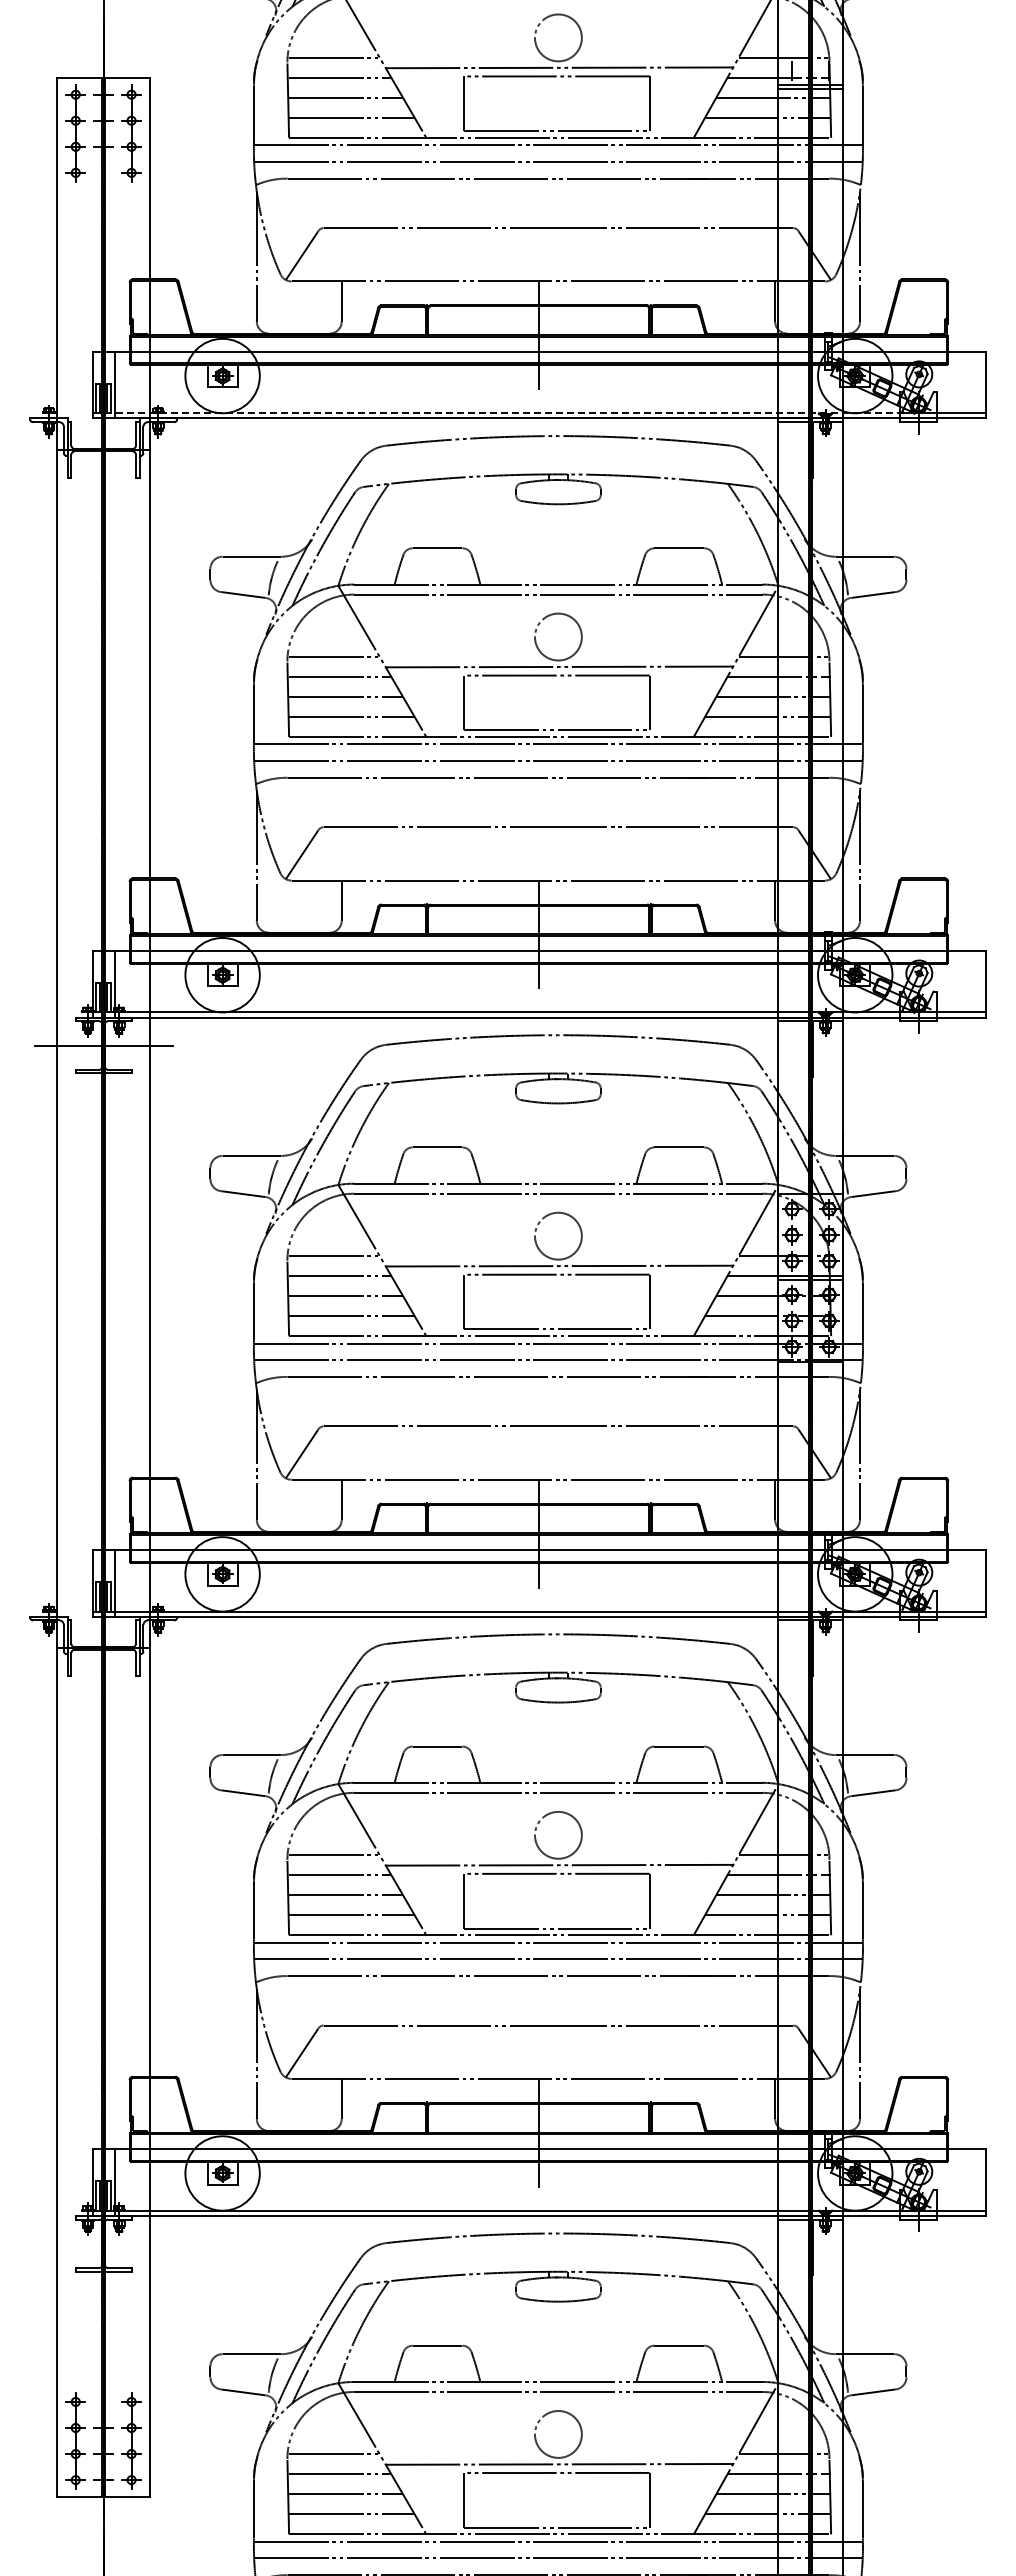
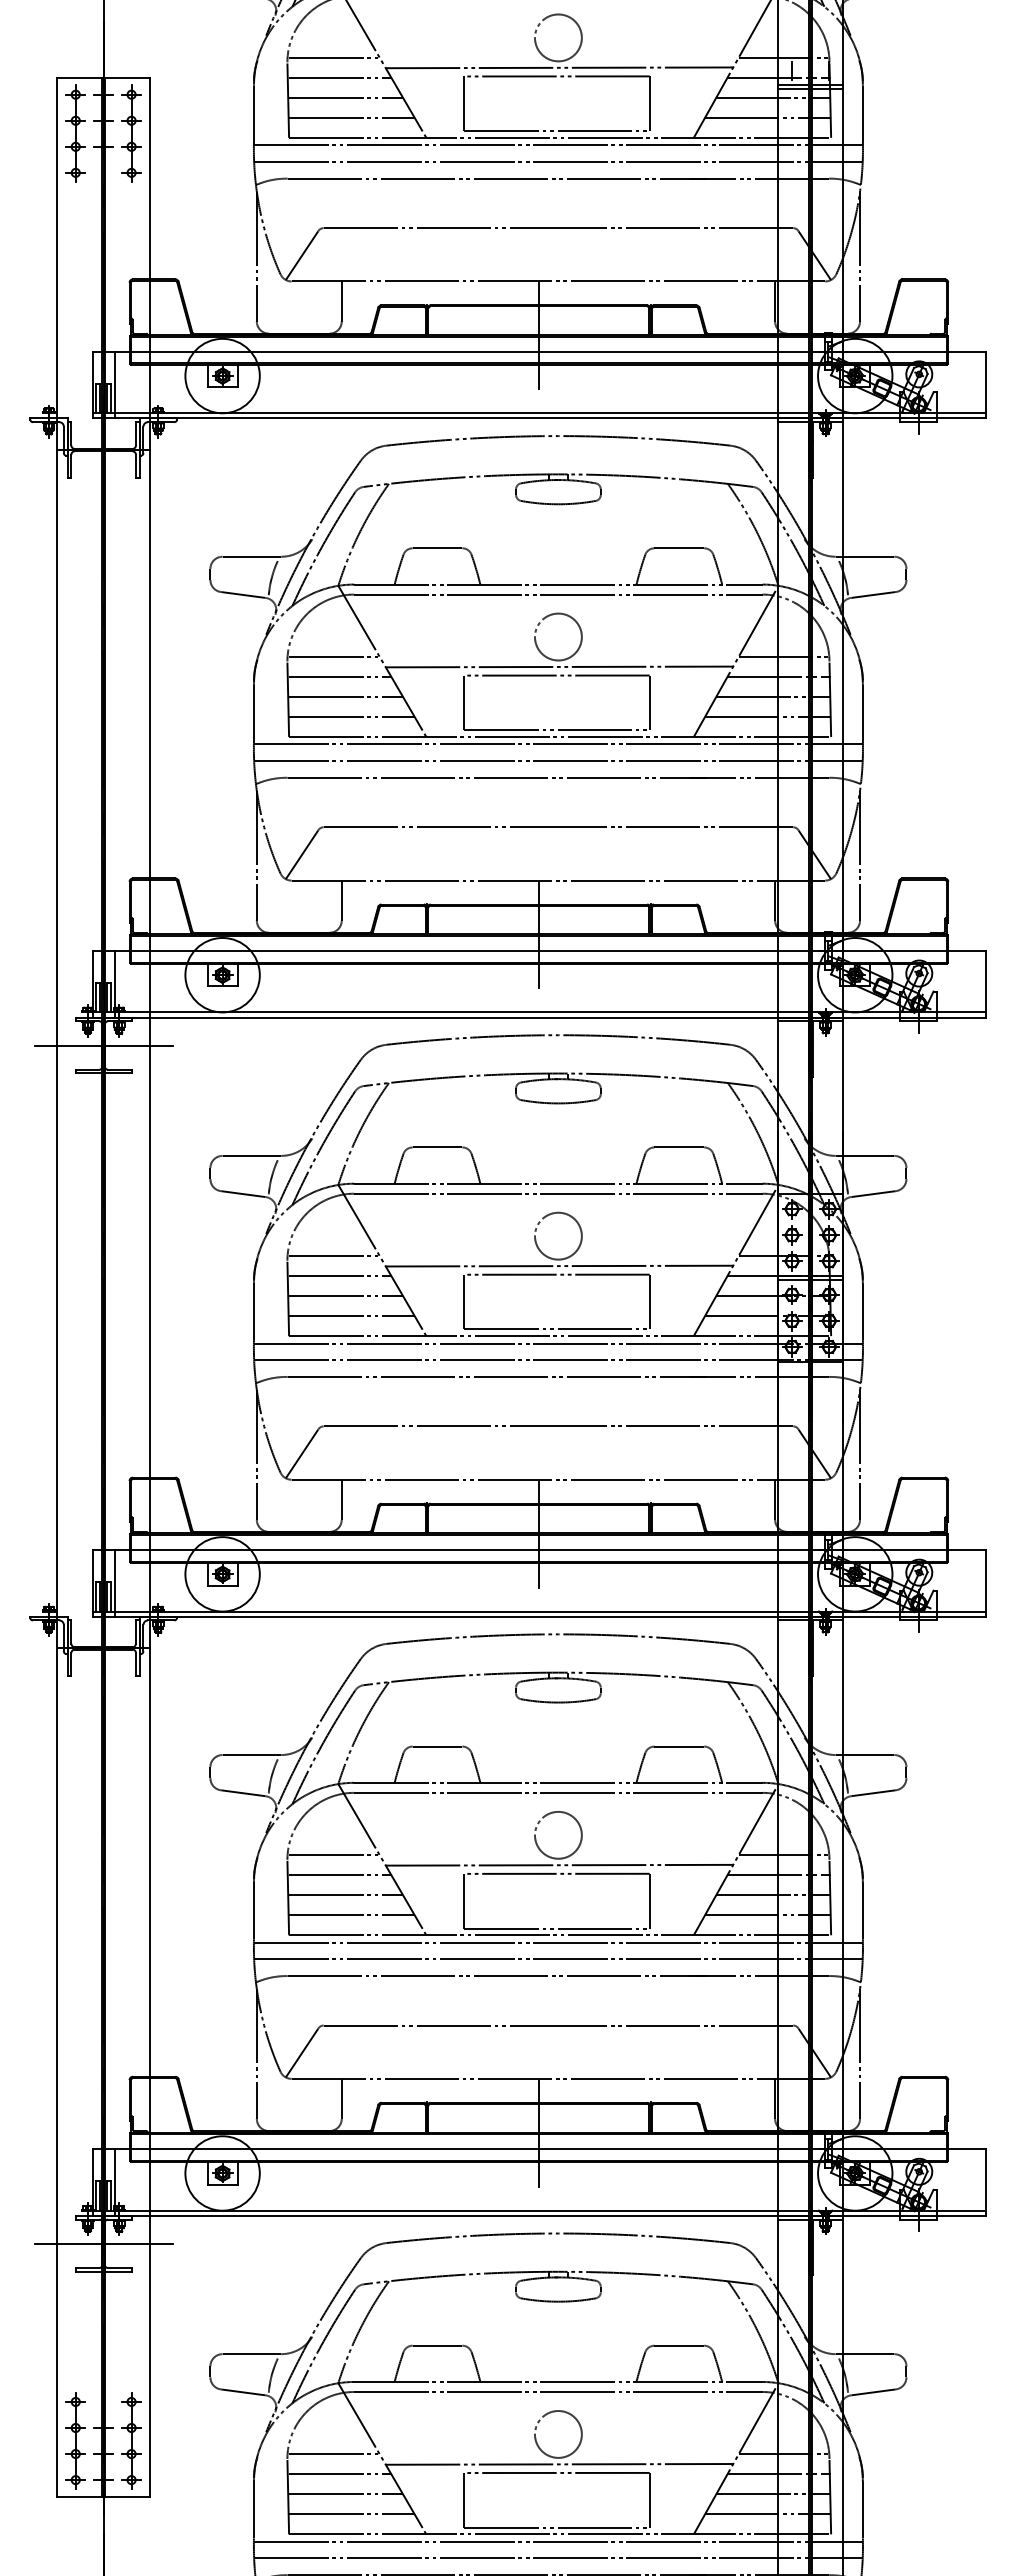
line: dashed -> solid (498, 413)
line: none -> present (103, 2243)
